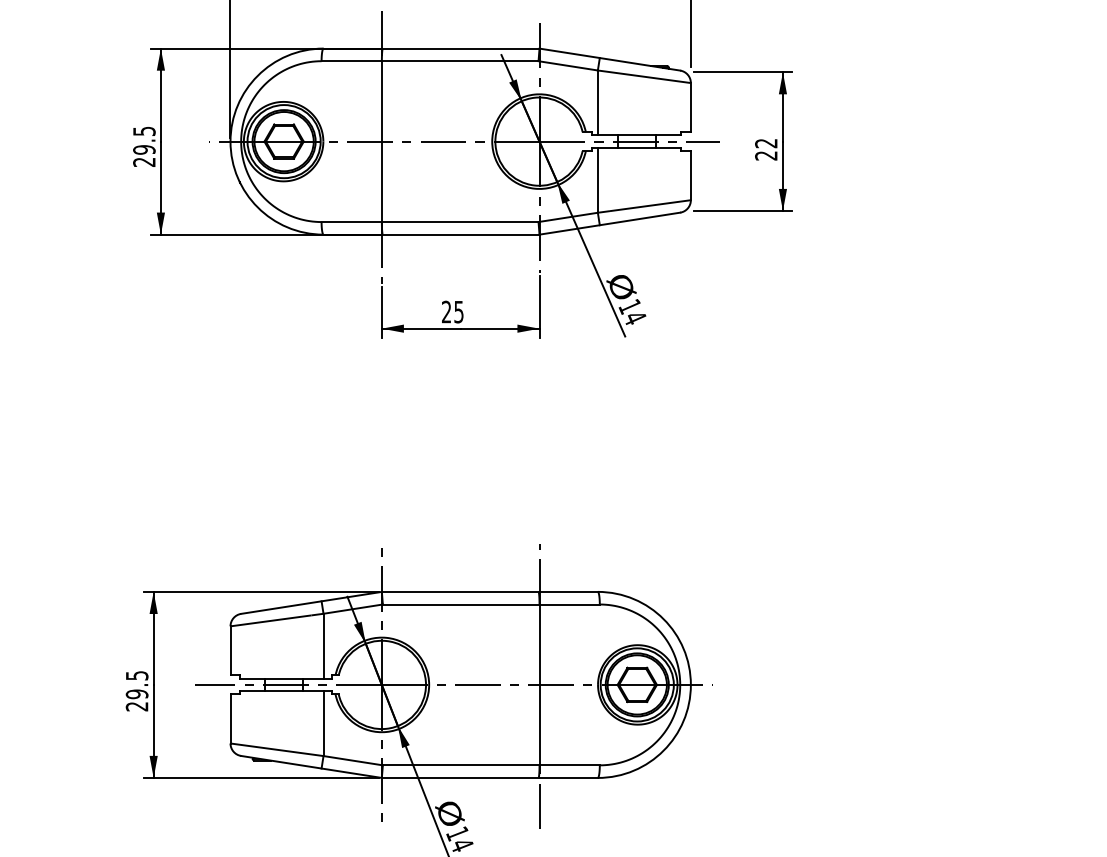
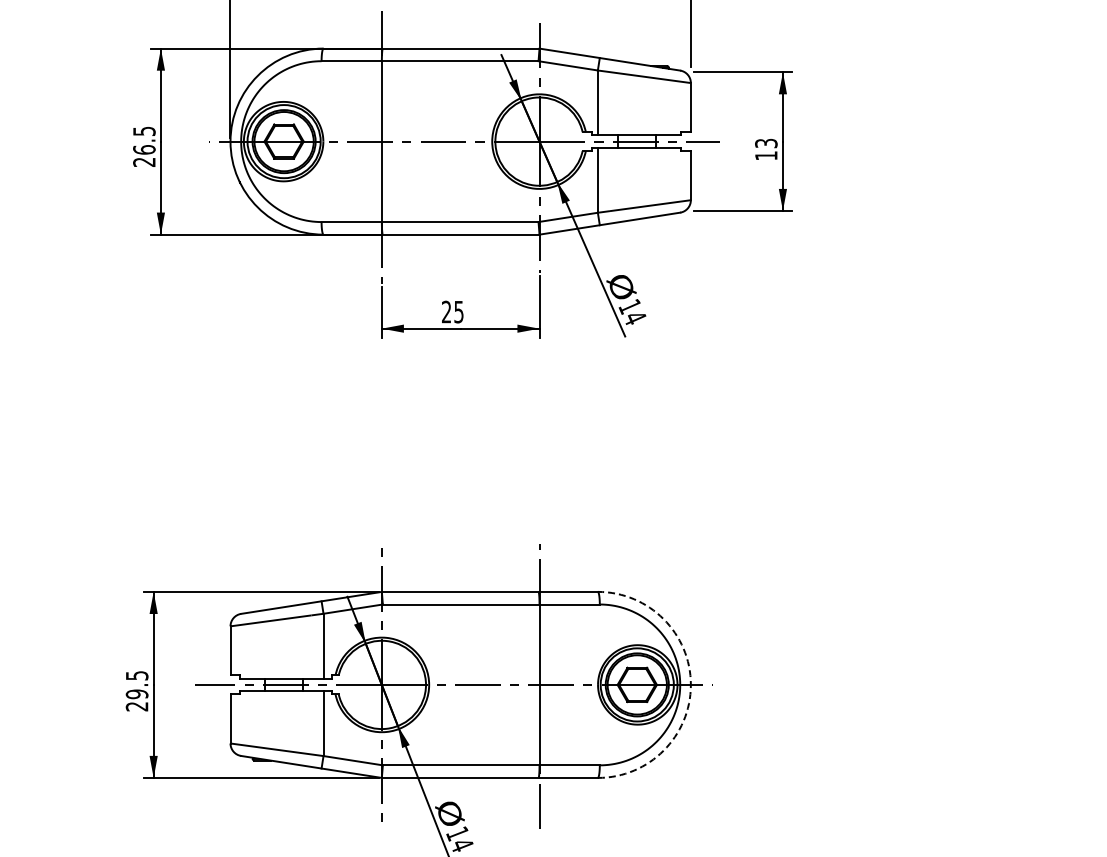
text: 29.5 -> 26.5 (144, 149)
text: 22 -> 13 (766, 149)
arc: solid -> dashed (690, 684)
